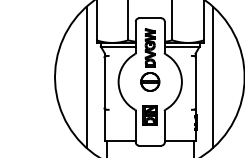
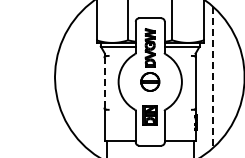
line: present -> none (86, 77)
line: solid -> dashed (212, 77)
line: solid -> dashed (104, 82)
